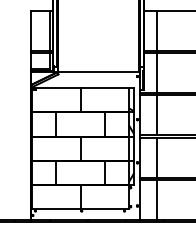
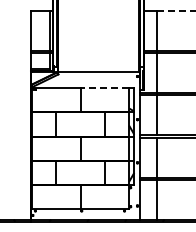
line: solid -> dashed (176, 11)
line: solid -> dashed (104, 88)
